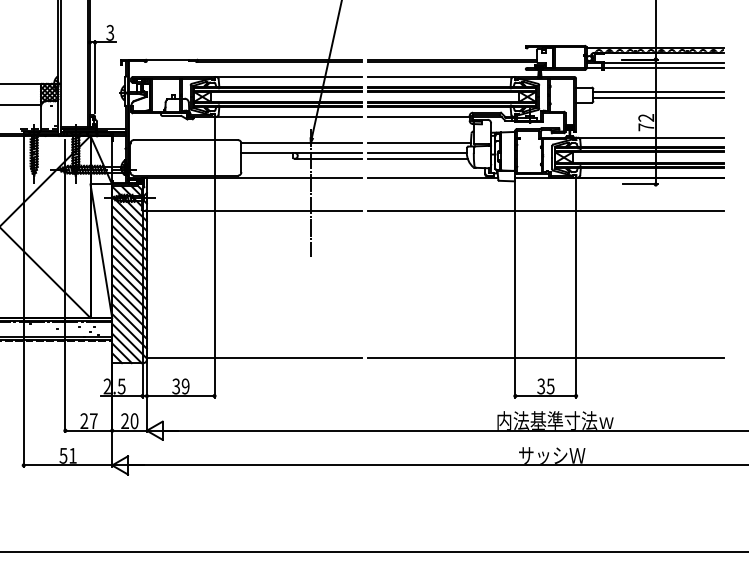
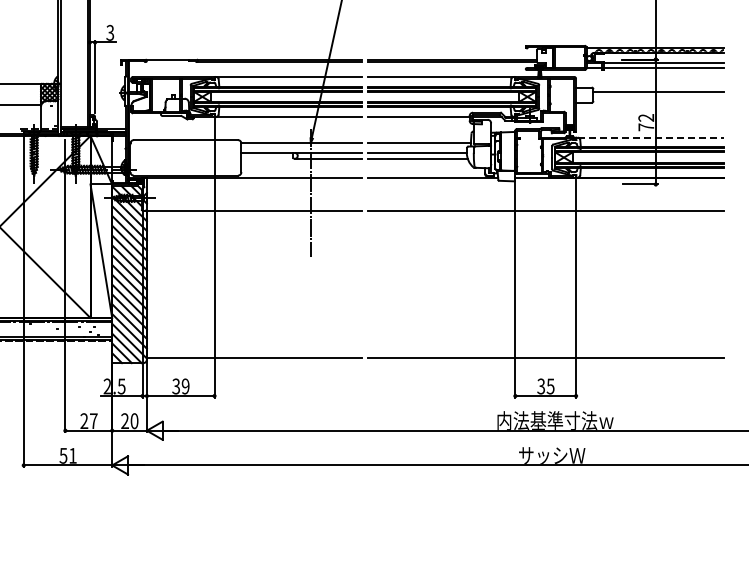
line: present -> none (658, 98)
line: solid -> dashed (651, 137)
line: present -> none (373, 552)
